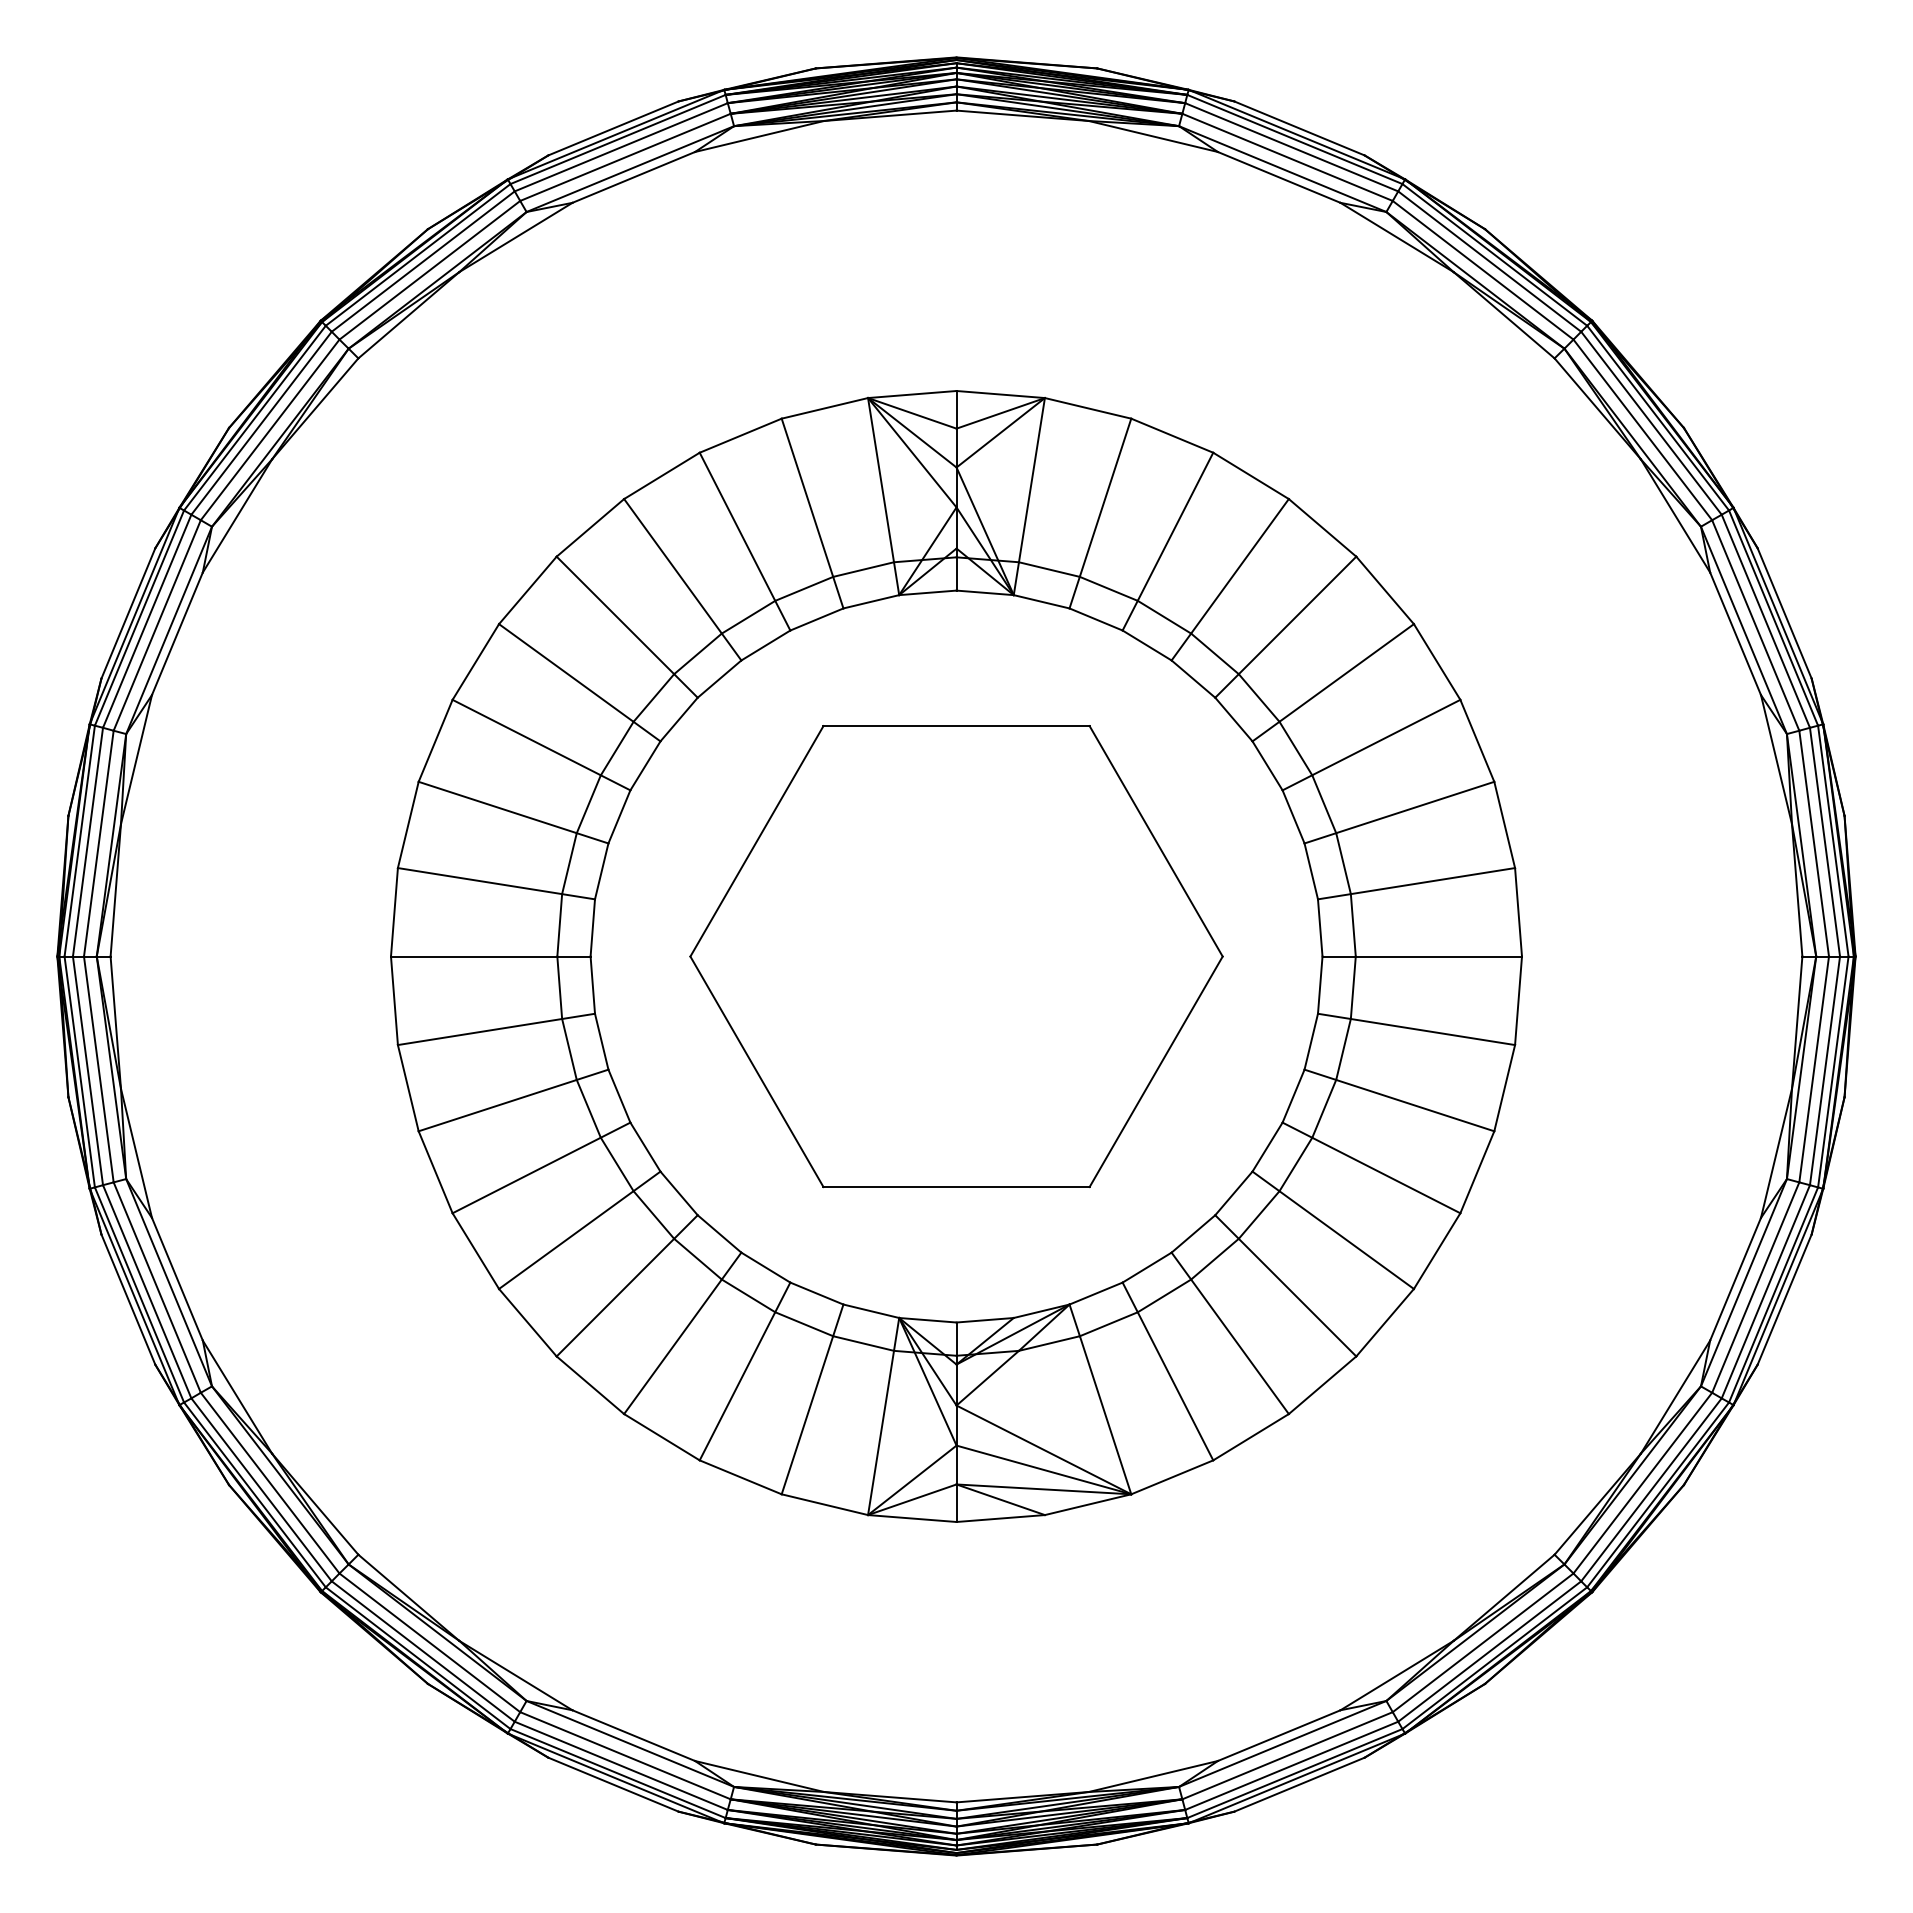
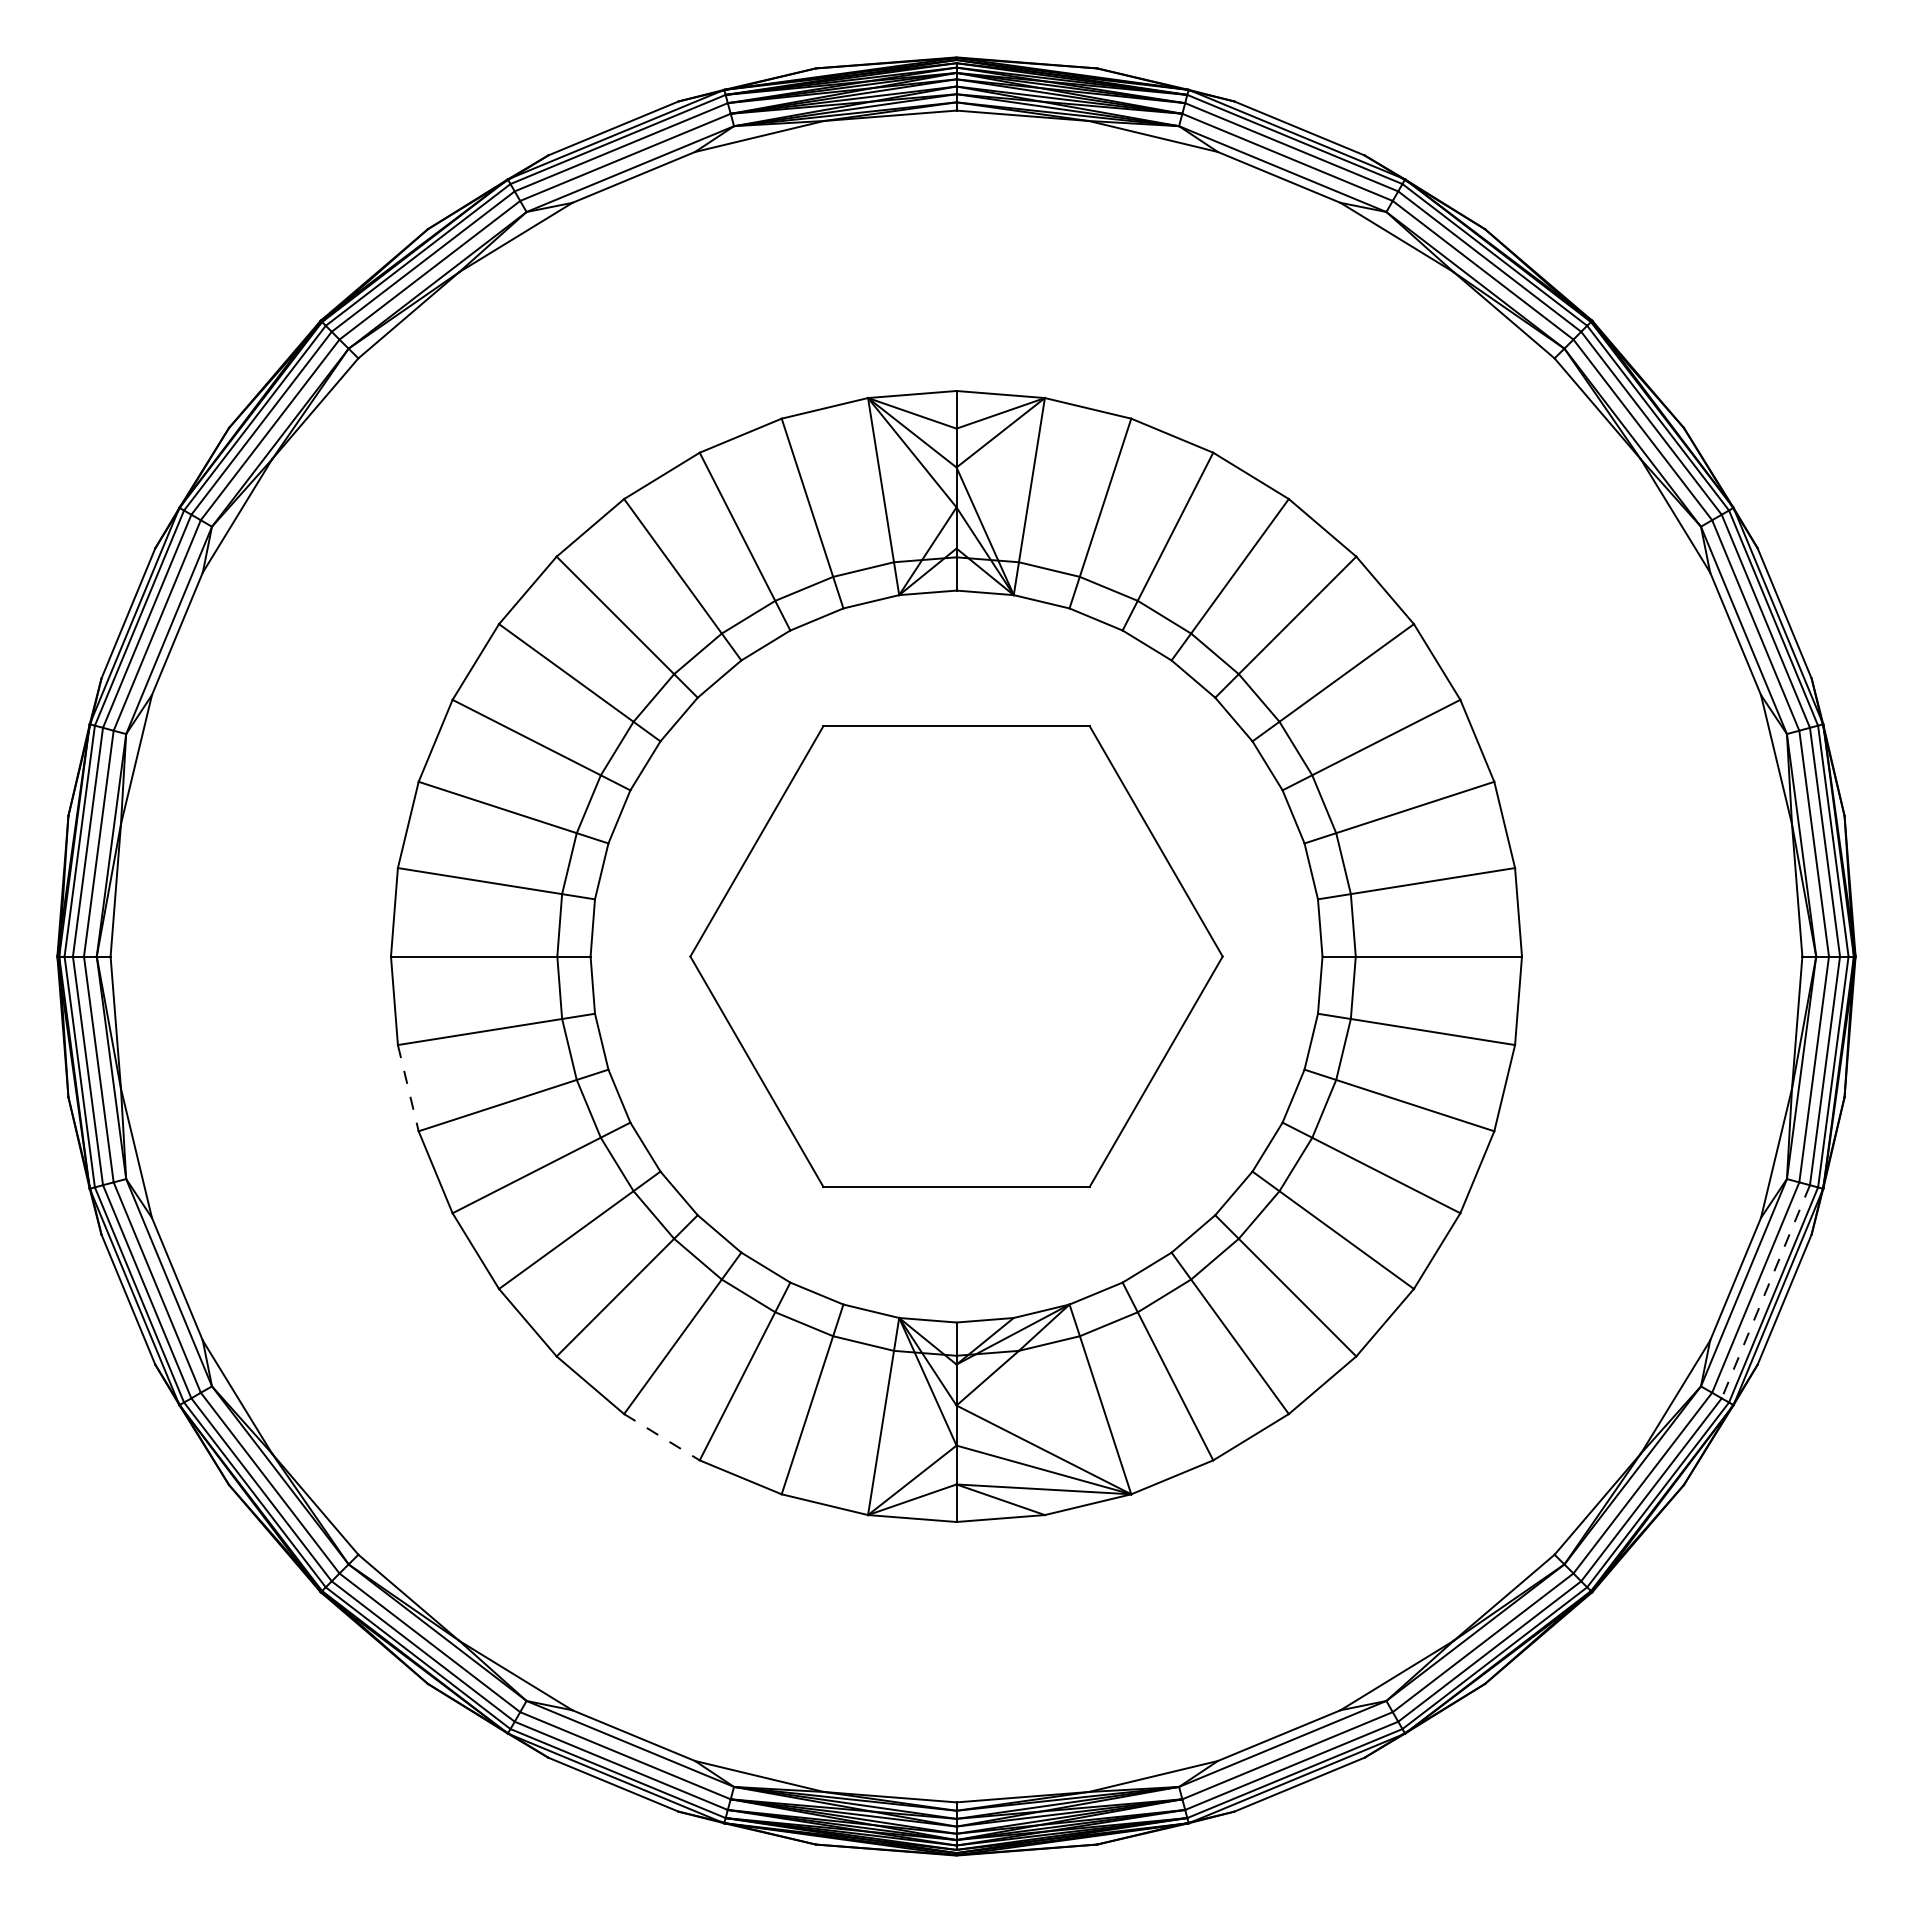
line: solid -> dashed (408, 1088)
line: solid -> dashed (1765, 1292)
line: solid -> dashed (662, 1437)
